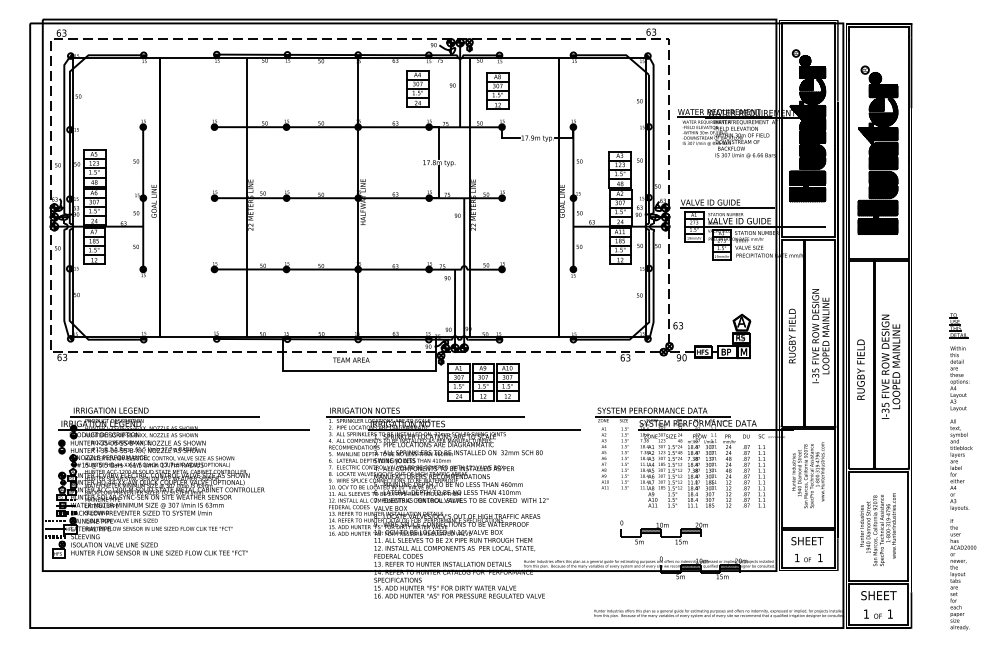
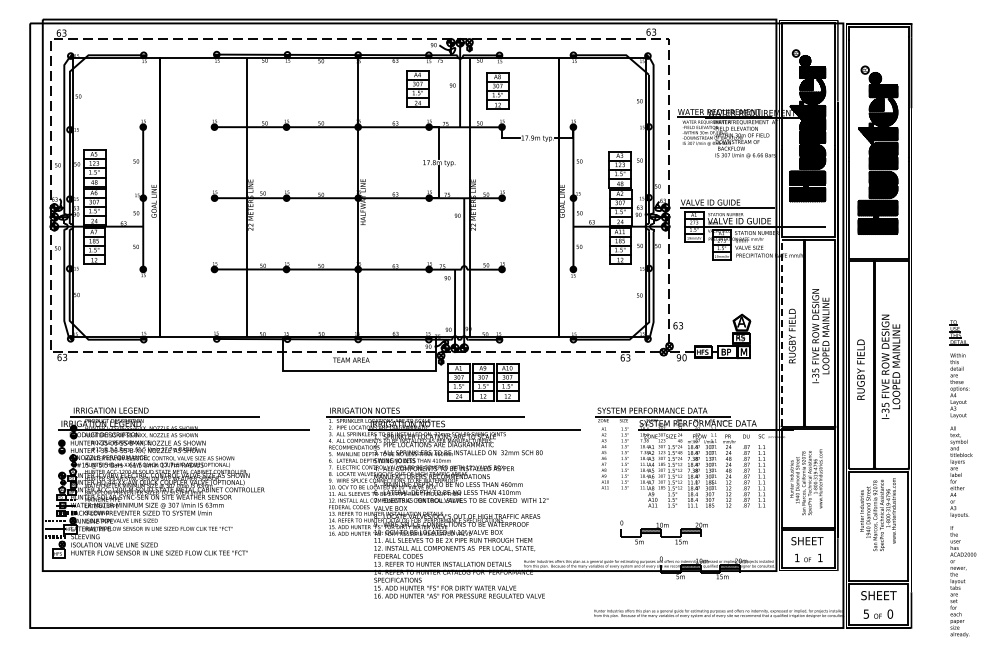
line: solid -> dashed (781, 332)
part position: (962, 471) -> (962, 478) (962, 478)
text position: (808, 475) -> (806, 482) (806, 482)
text position: (877, 529) -> (877, 514) (877, 514)
text: 1 -> 5 (865, 613)
text: 1 -> 0 (890, 613)
